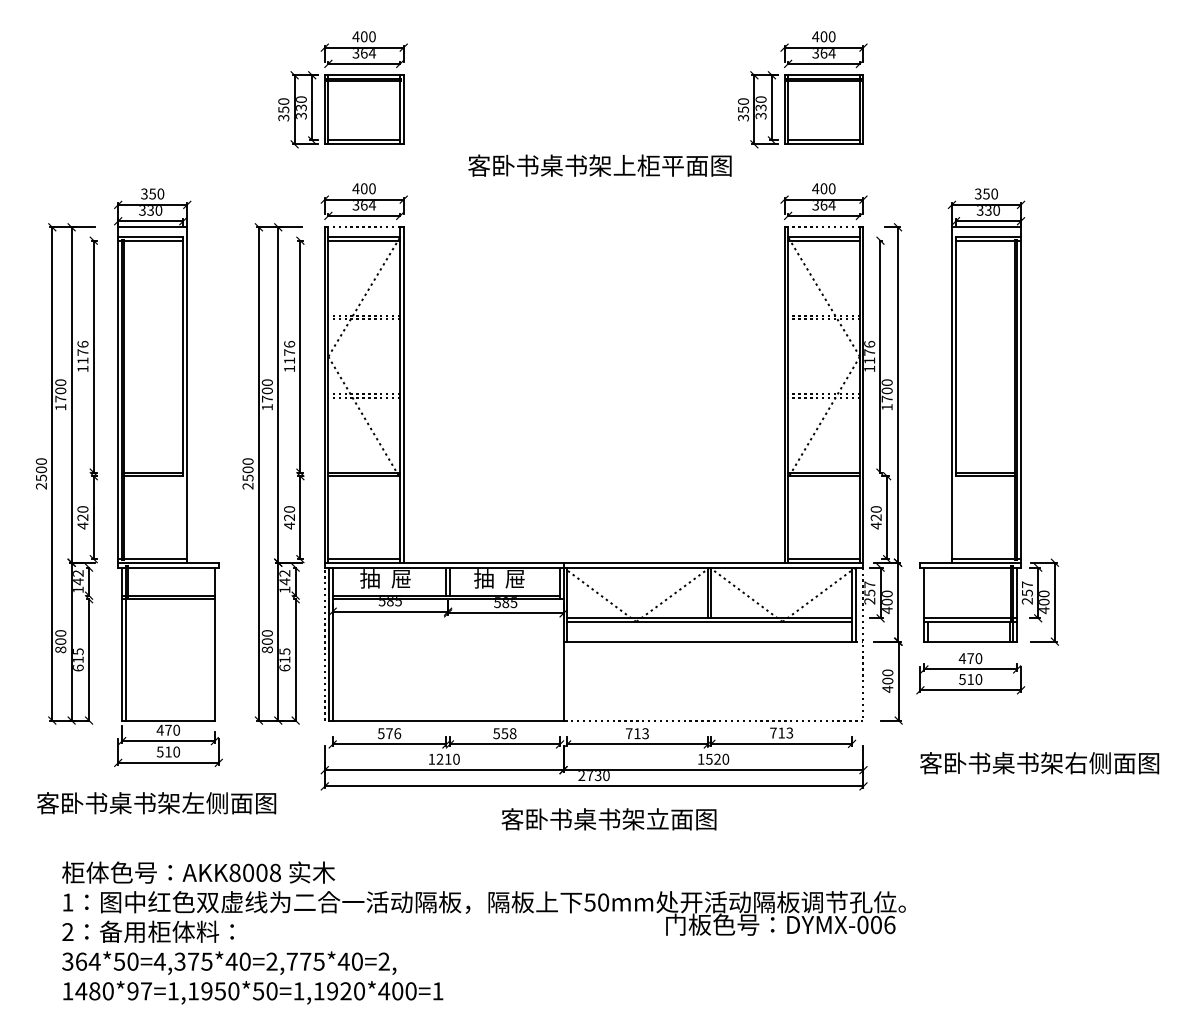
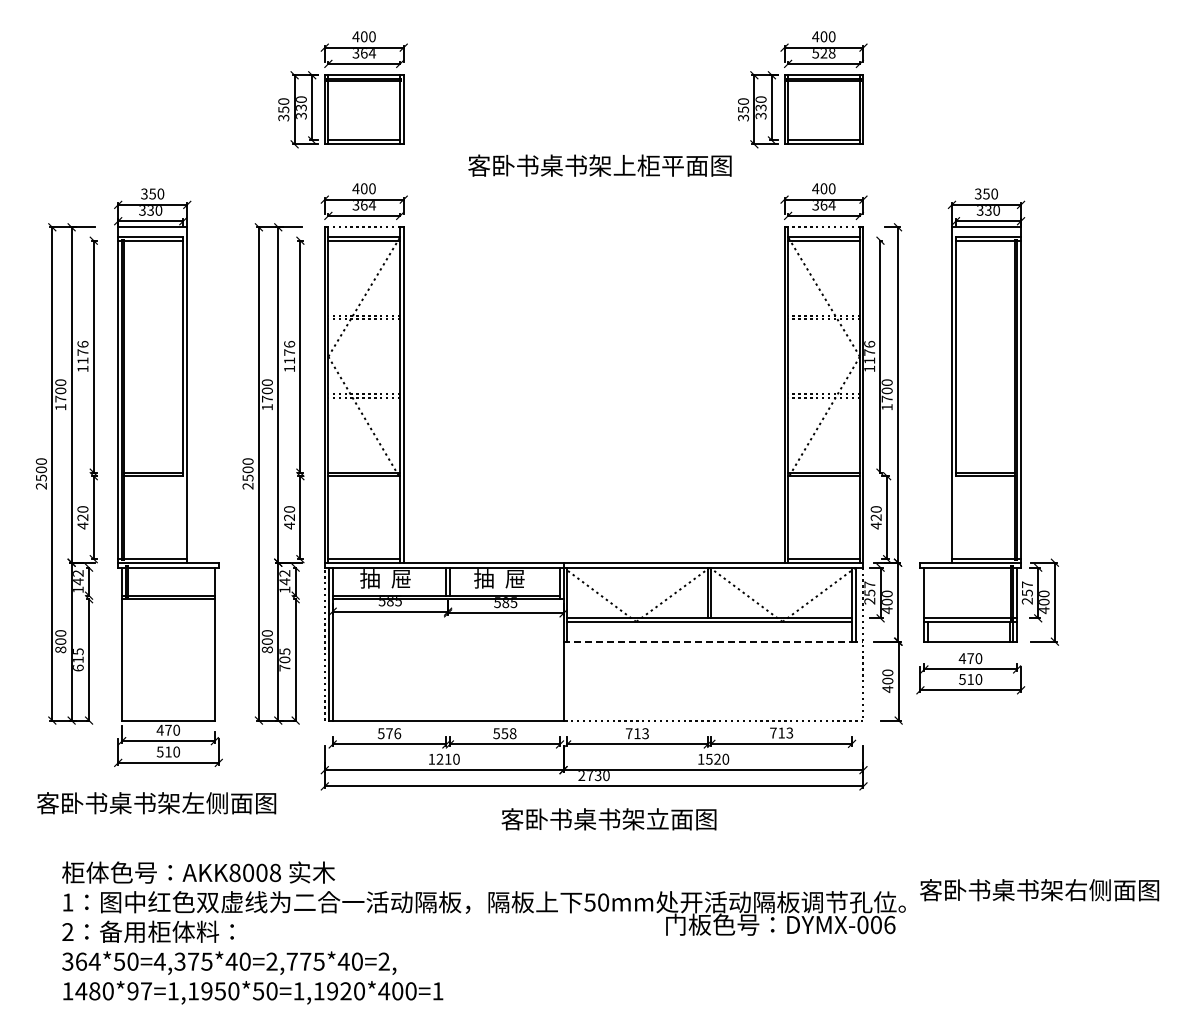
text: 364 -> 528 (824, 53)
line: solid -> dashed (709, 641)
line: present -> none (125, 659)
text: 615 -> 705 (284, 663)
text position: (1039, 763) -> (1039, 890) (1039, 890)
